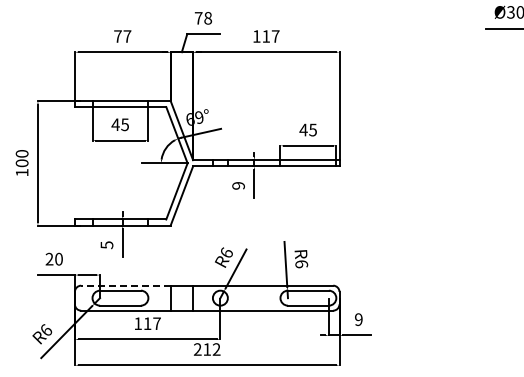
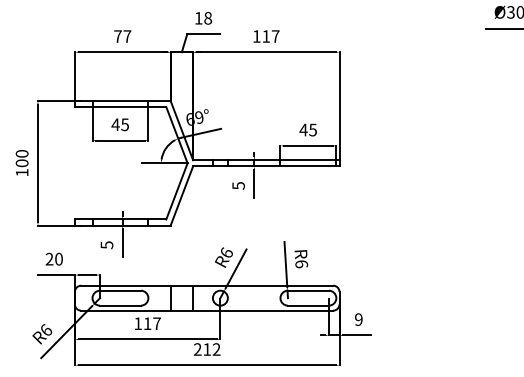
text: 78 -> 18 (198, 18)
text: 9 -> 5 (238, 185)
line: dashed -> solid (125, 285)
